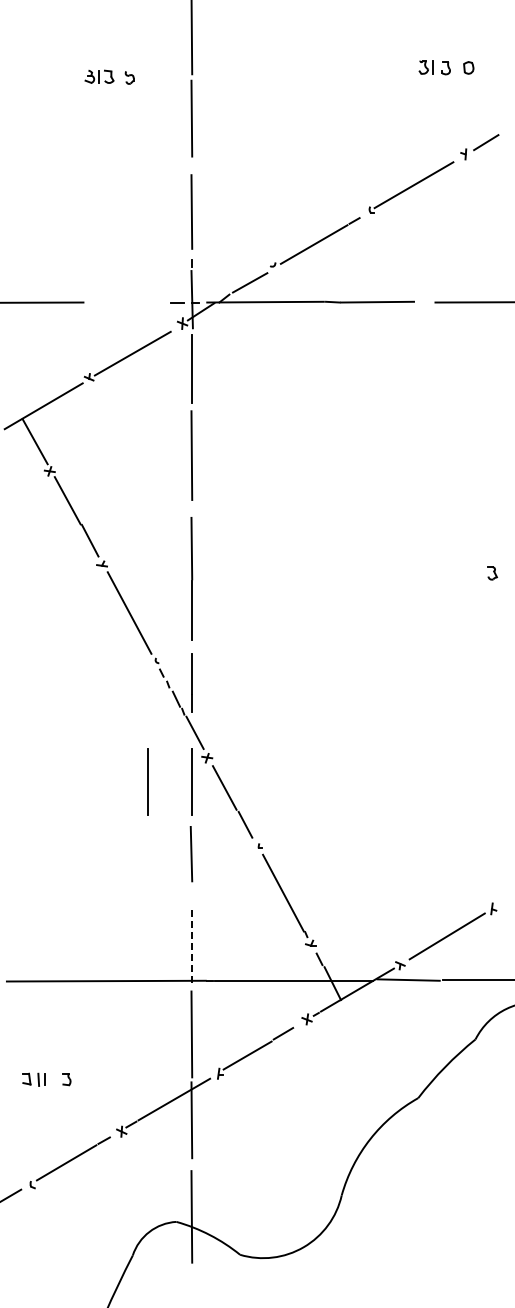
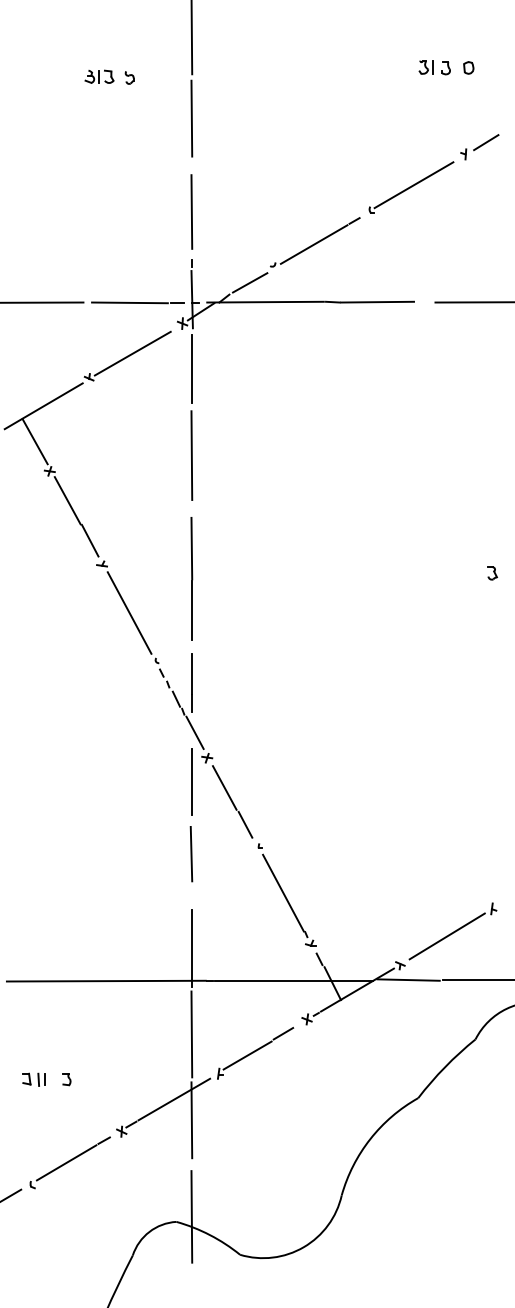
line: none -> present (129, 302)
line: present -> none (147, 781)
line: dashed -> solid (191, 948)
